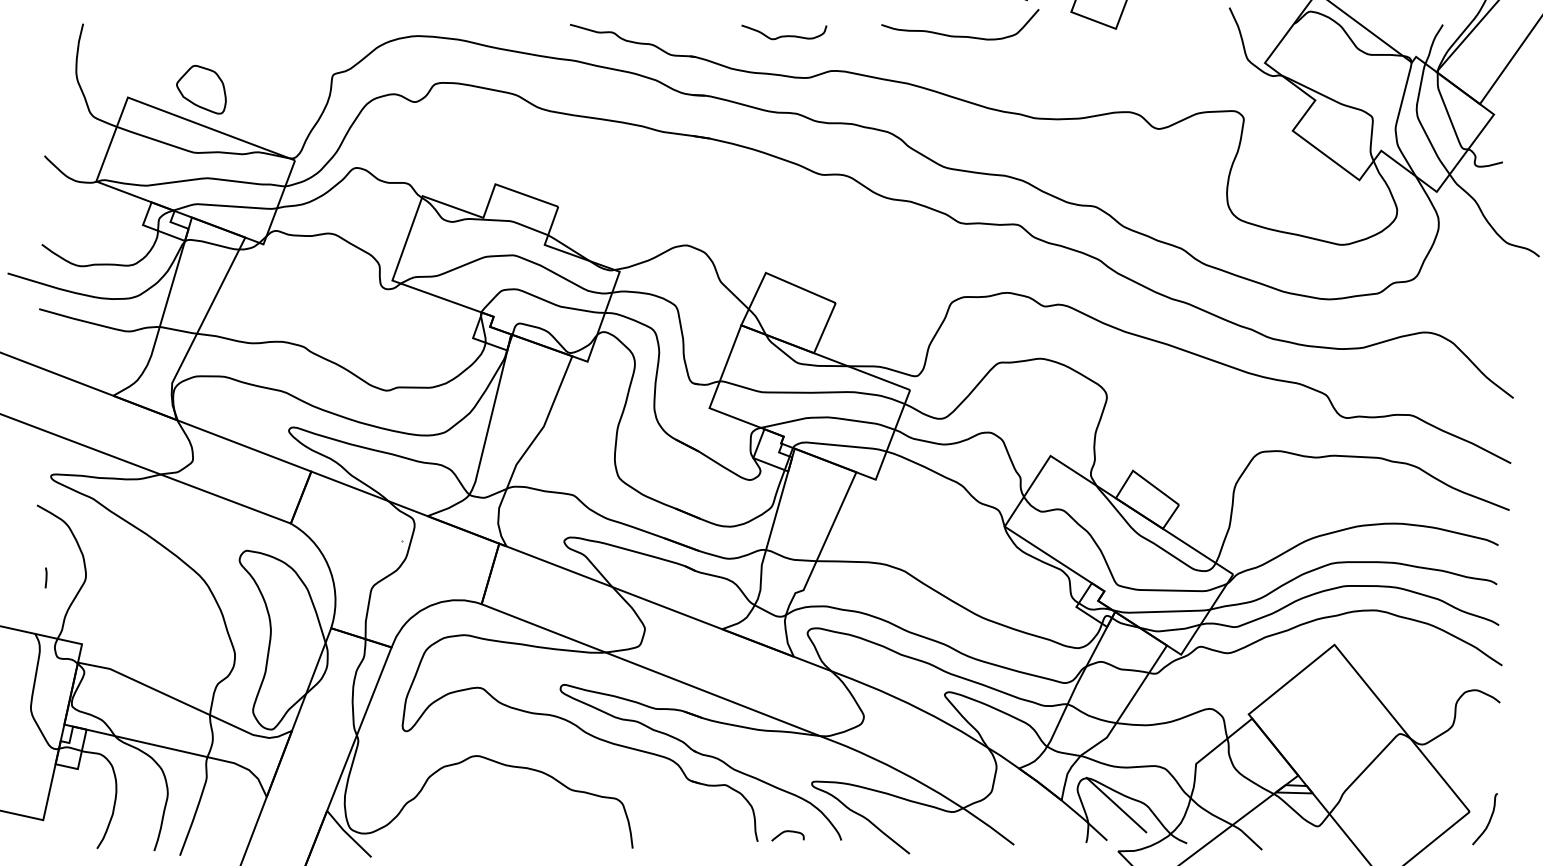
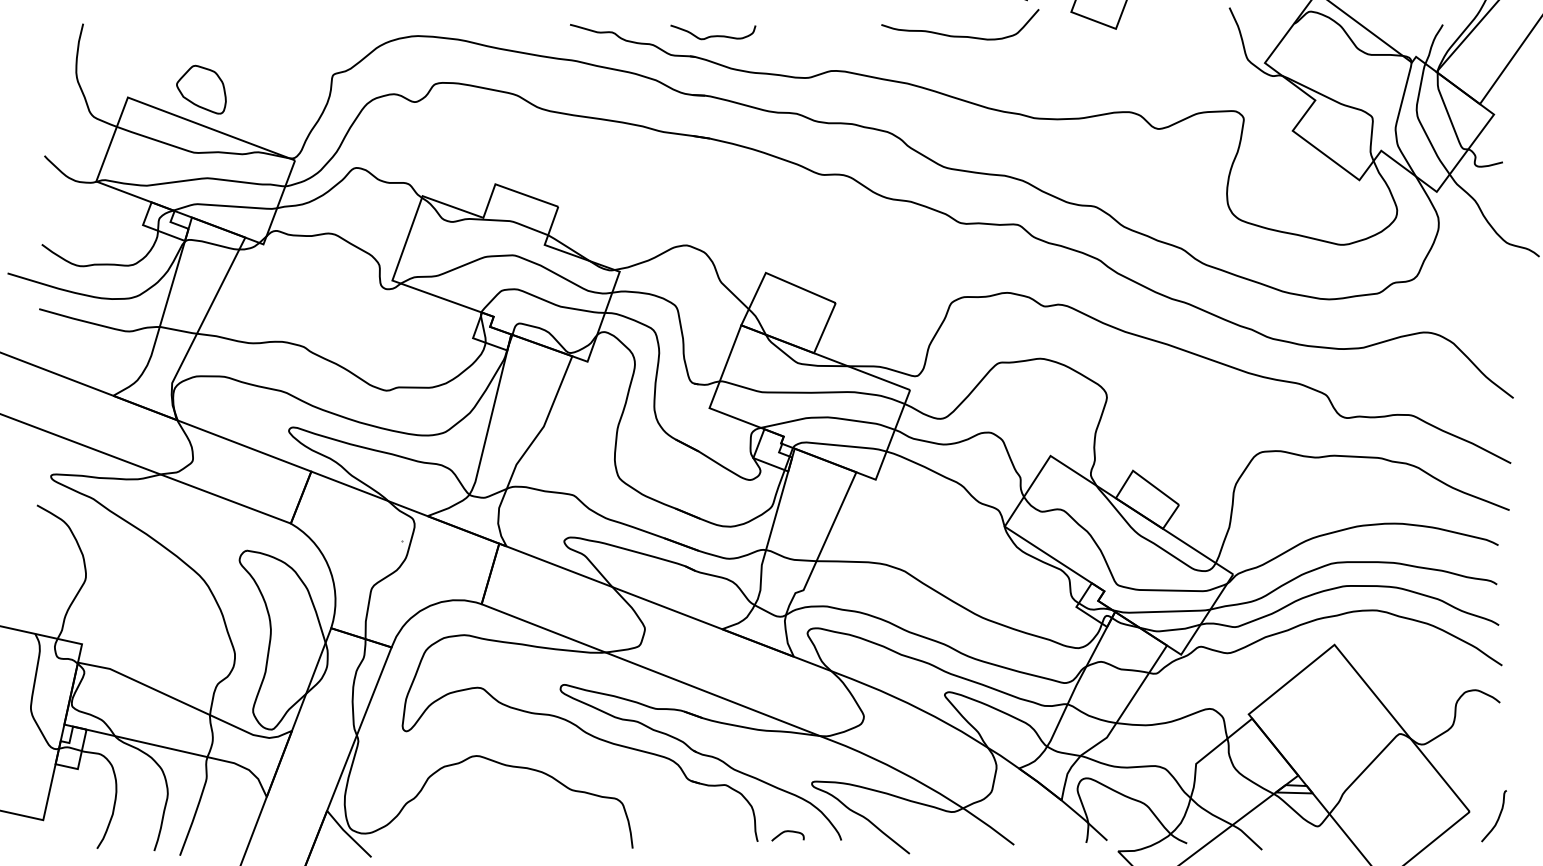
curve position: (784, 35) -> (713, 35) (713, 35)
line: present -> none (45, 577)
line: present -> none (1116, 804)
curve position: (1488, 821) -> (1497, 818) (1497, 818)
